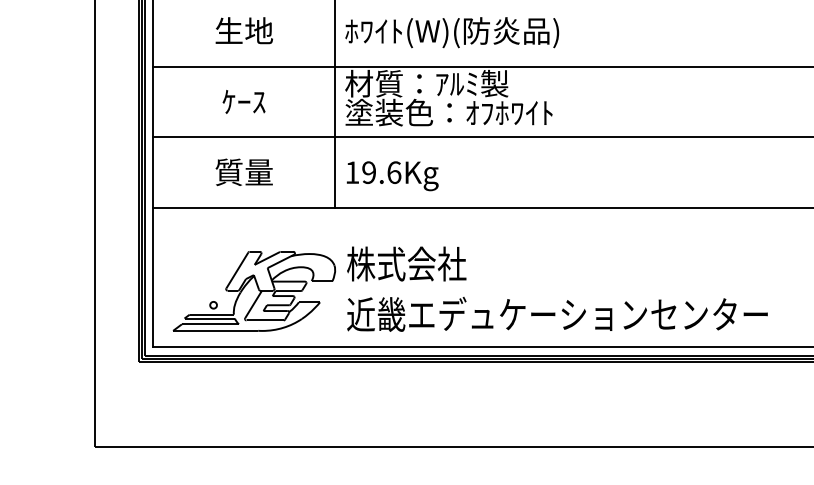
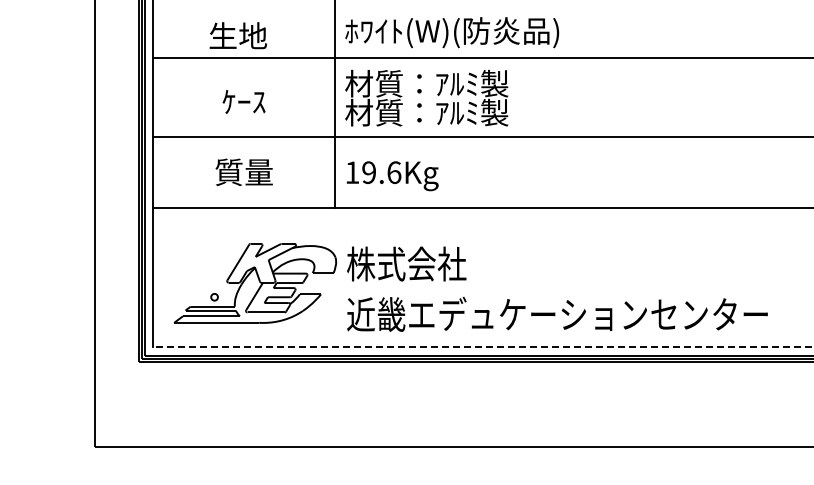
text position: (243, 30) -> (237, 35) (237, 35)
line position: (481, 66) -> (481, 57) (481, 57)
text: 塗装色：ｵﾌﾎﾜｲﾄ -> 材質：ｱﾙﾐ製 (448, 112)
part position: (254, 291) -> (255, 283) (255, 283)
line: solid -> dashed (482, 347)
